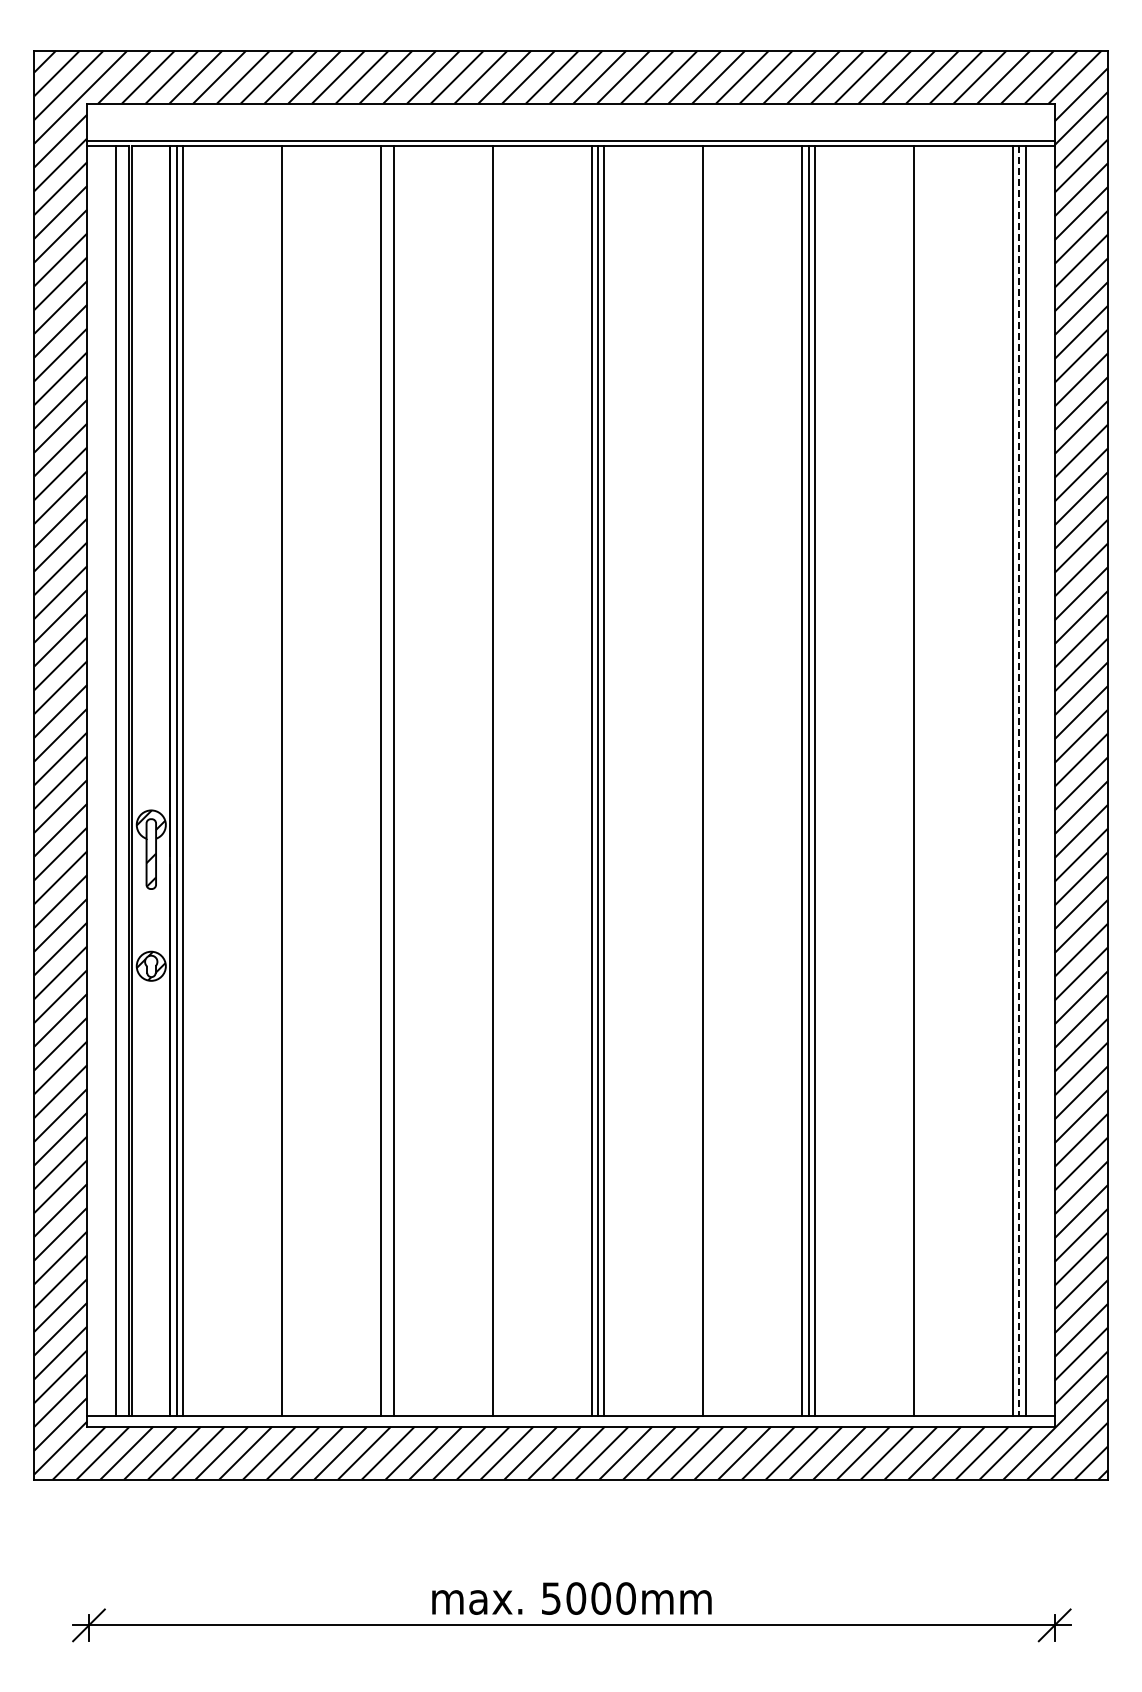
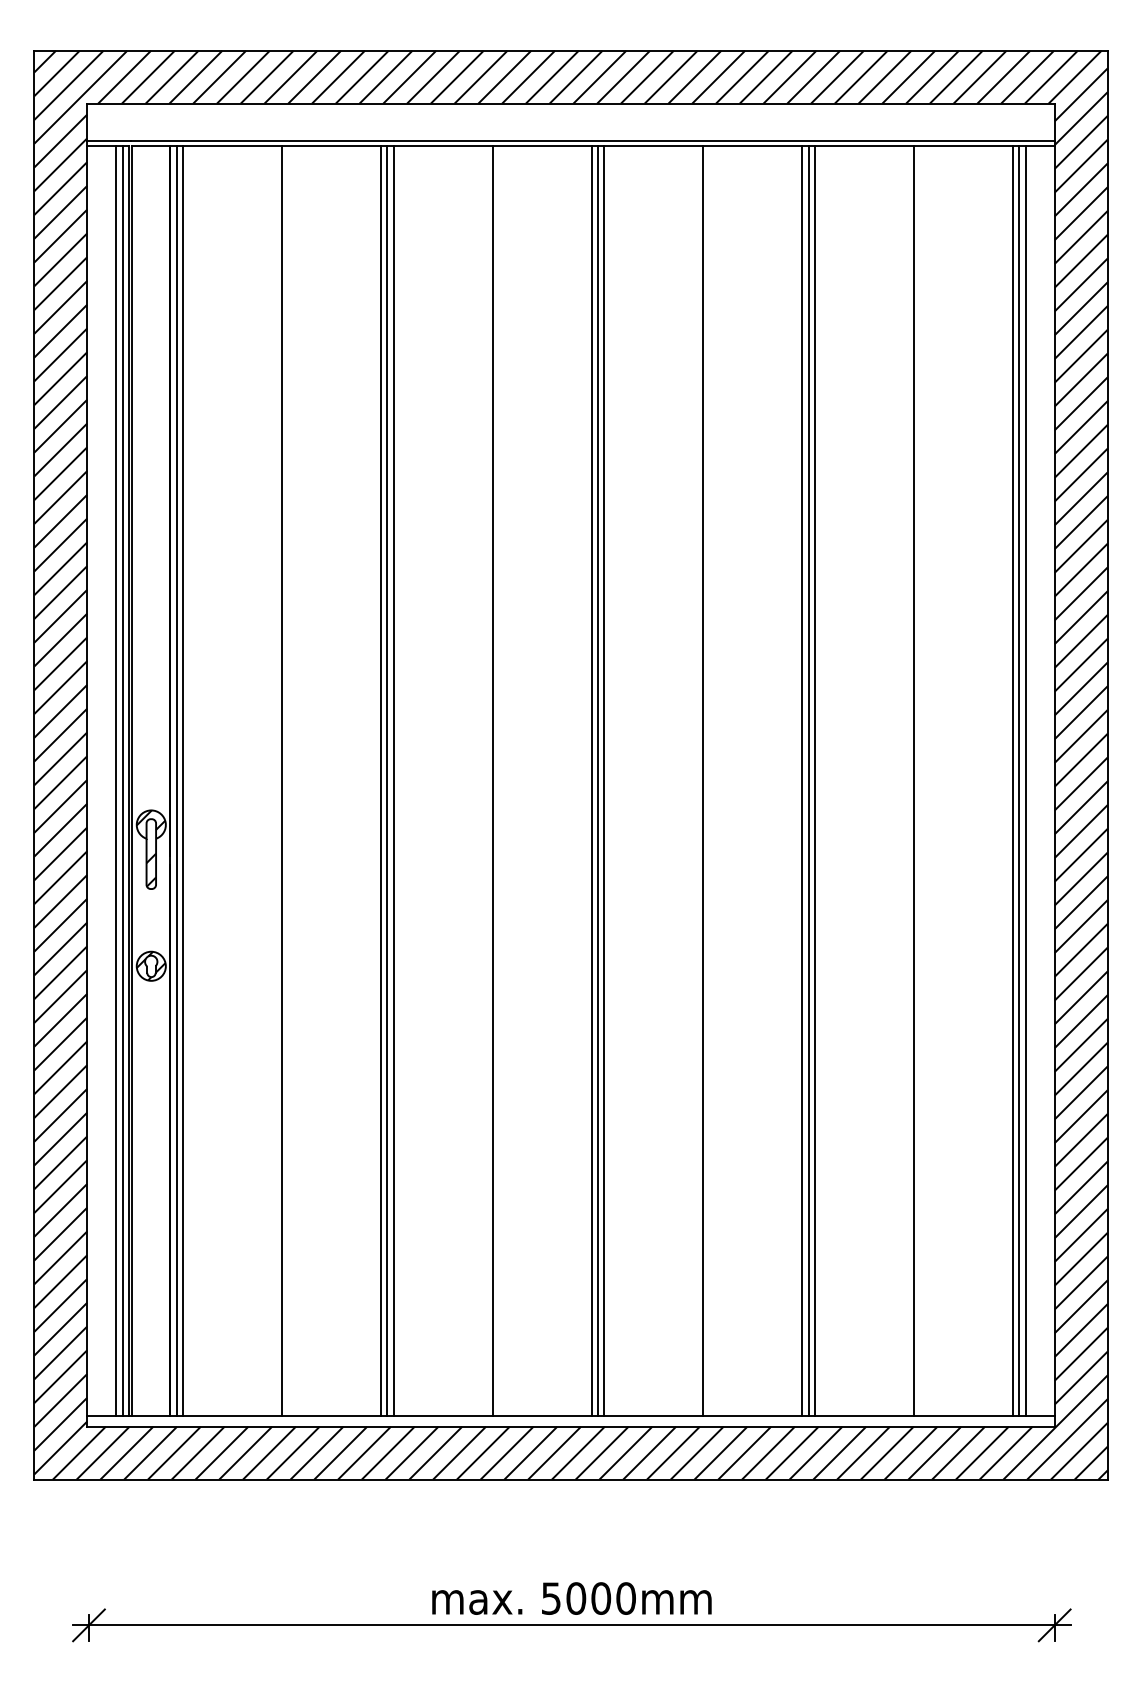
line: none -> present (122, 781)
line: none -> present (387, 781)
line: dashed -> solid (1019, 781)
